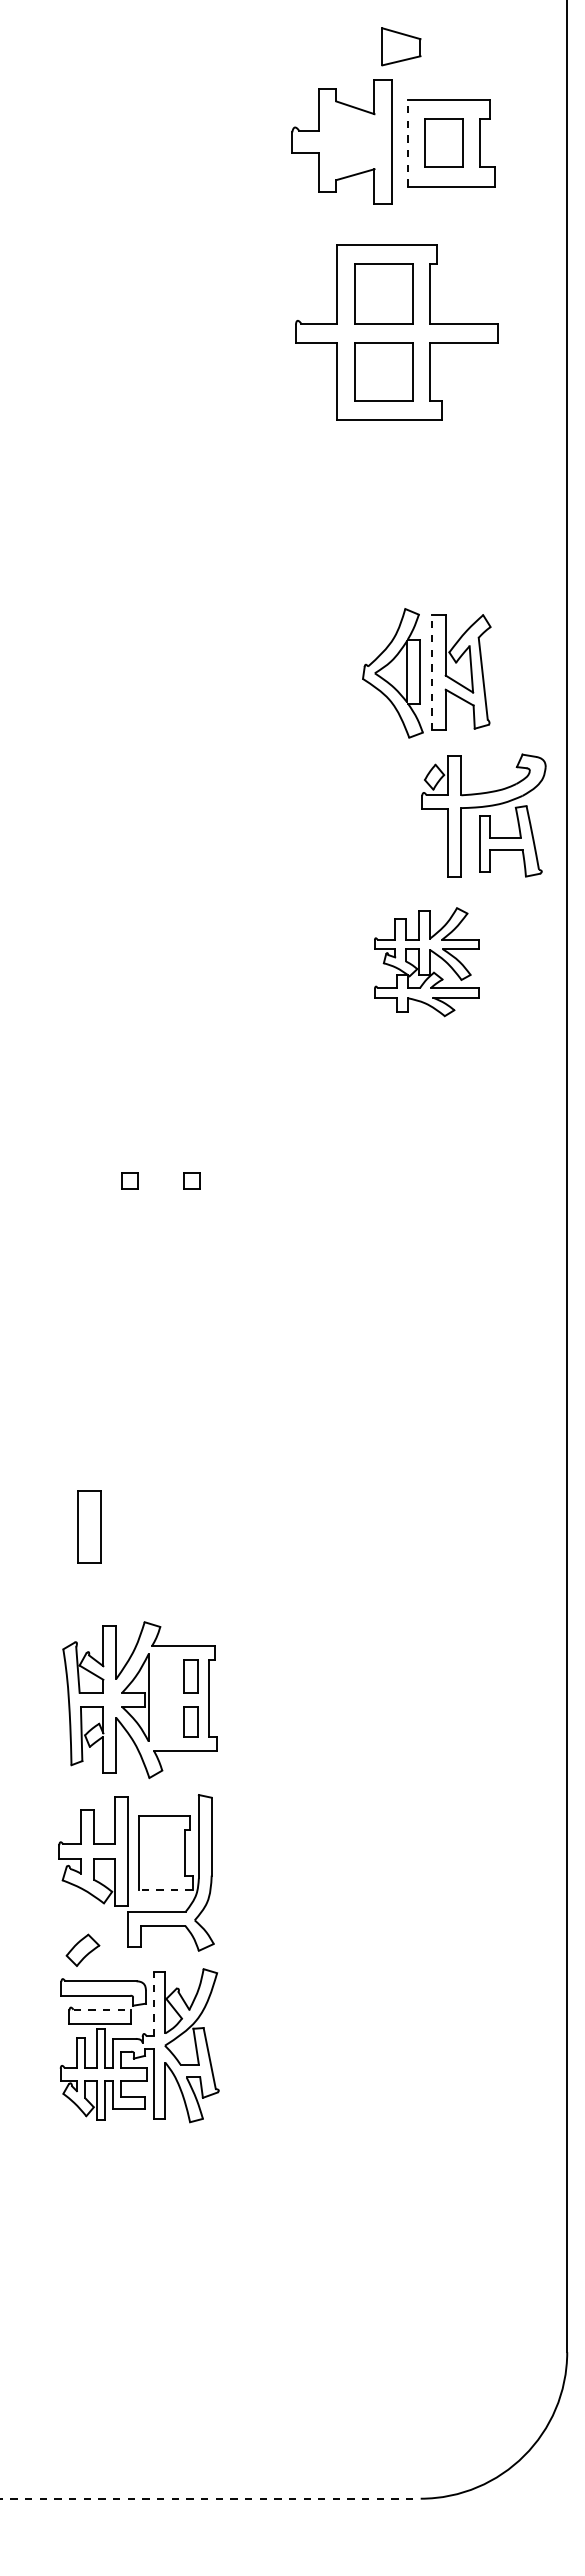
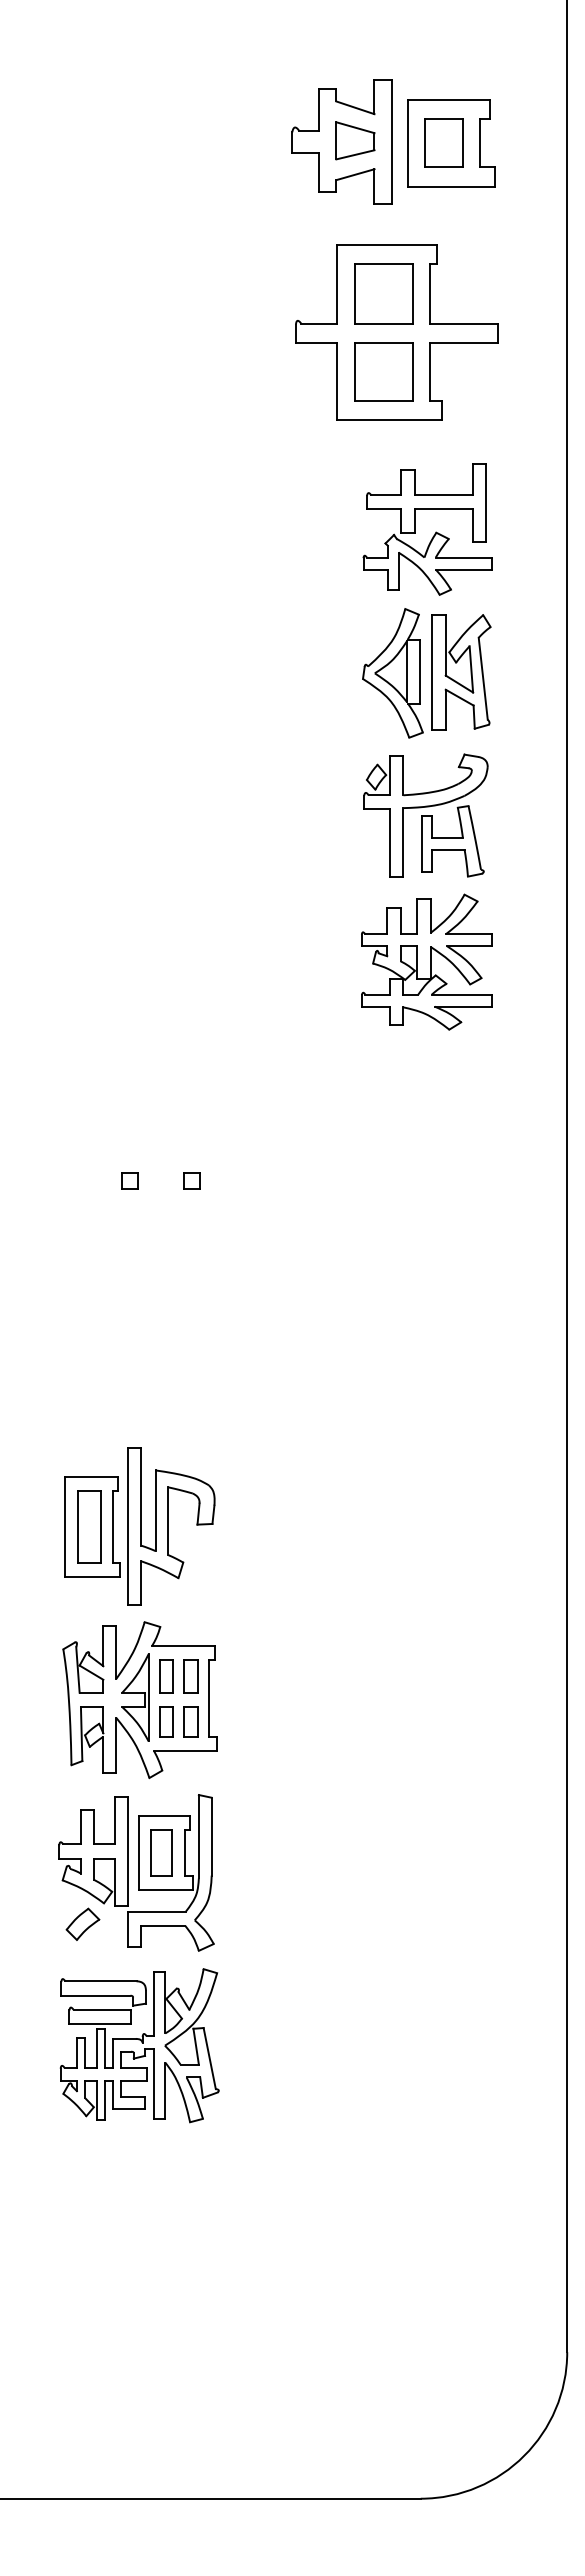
part position: (401, 46) -> (355, 140) (355, 140)
line: dashed -> solid (407, 142)
part: none -> present (434, 533)
line: dashed -> solid (432, 672)
part position: (483, 815) -> (425, 815) (425, 815)
part size: 106x111 px -> 132x138 px (426, 961)
part: none -> present (139, 1526)
part: none -> present (166, 1676)
part: none -> present (166, 1721)
part: none -> present (161, 1852)
line: dashed -> solid (165, 1890)
part position: (82, 1949) -> (82, 1923) (82, 1923)
line: dashed -> solid (154, 2003)
line: dashed -> solid (102, 2009)
line: dashed -> solid (210, 2498)
